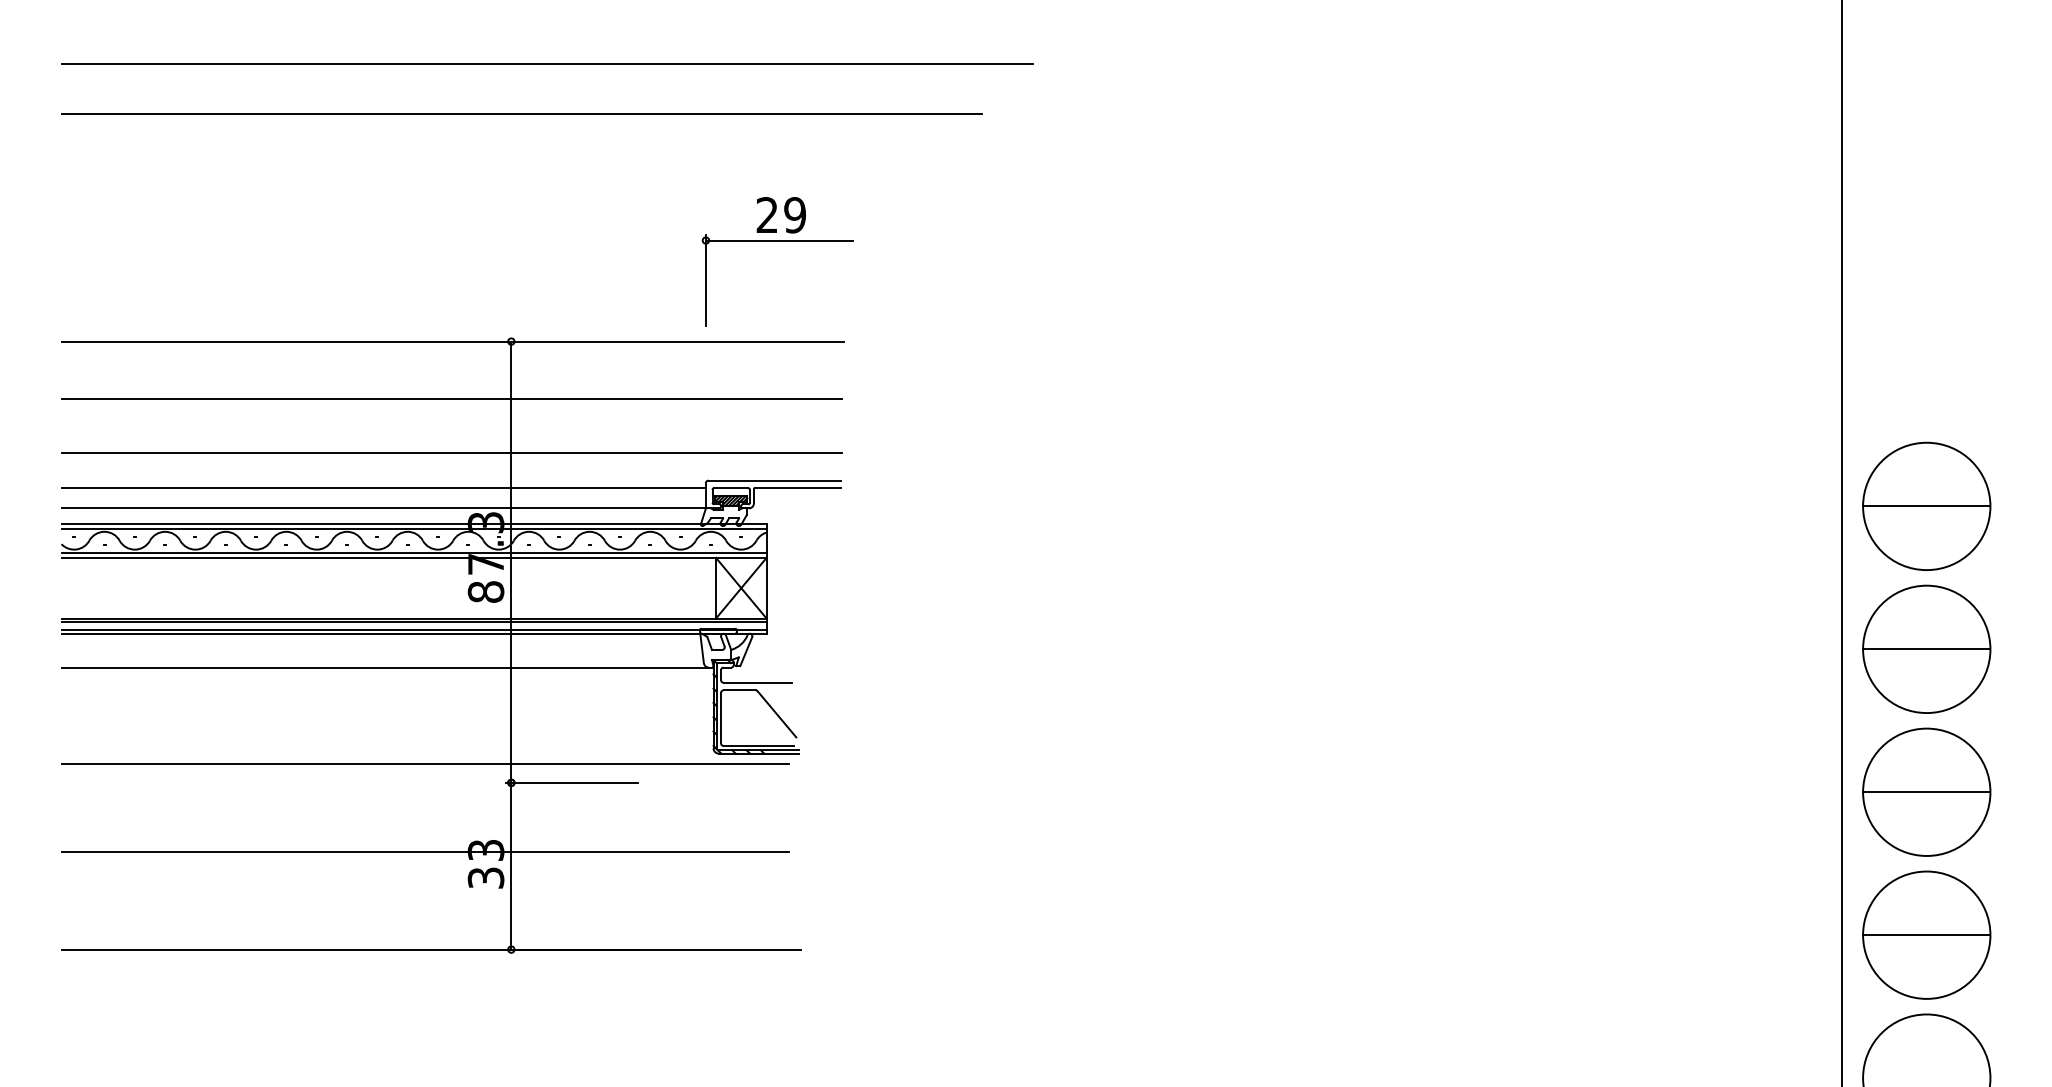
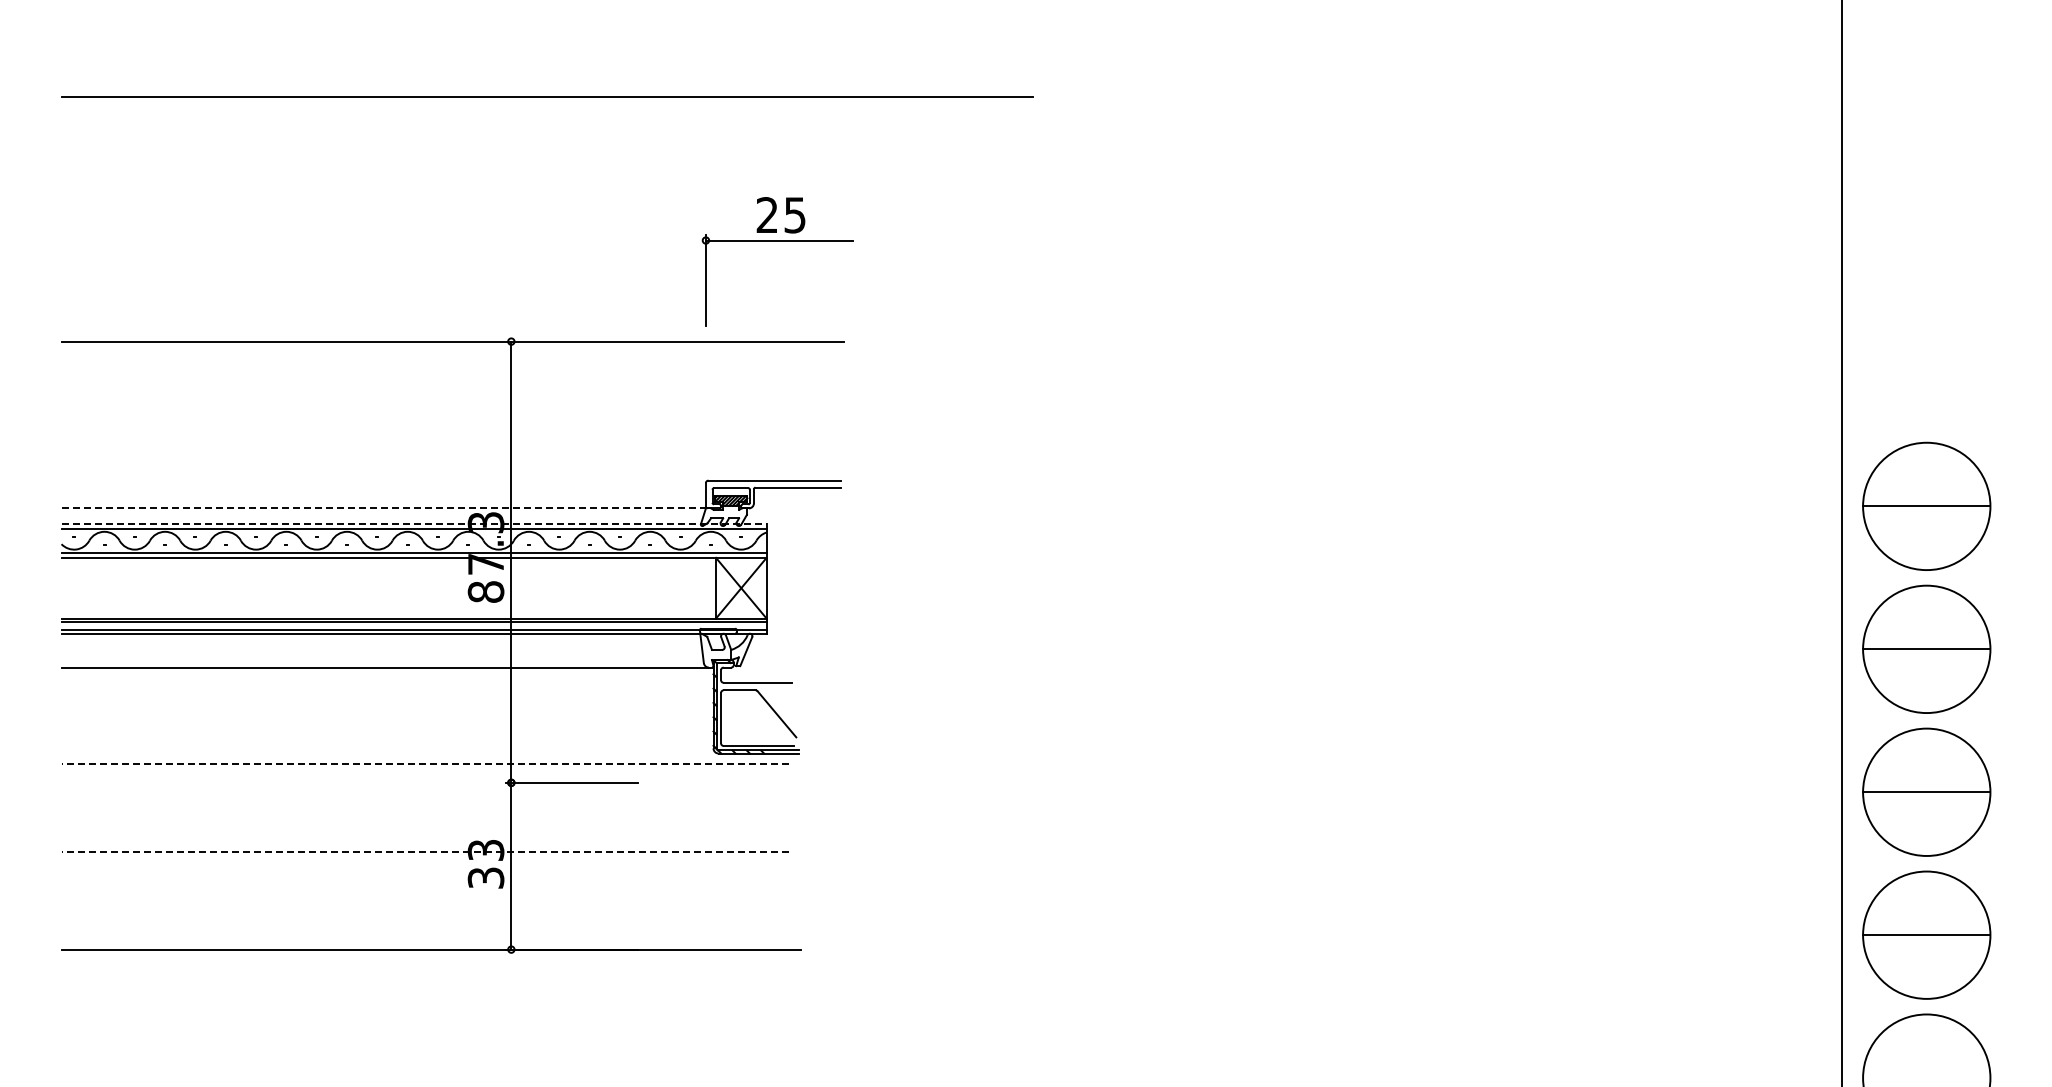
line position: (547, 63) -> (547, 96) (547, 96)
line: present -> none (521, 113)
text: 29 -> 25 (794, 215)
line: present -> none (451, 398)
line: present -> none (451, 453)
line: present -> none (383, 488)
line: solid -> dashed (384, 508)
line: solid -> dashed (414, 523)
line: solid -> dashed (425, 763)
line: solid -> dashed (425, 852)
